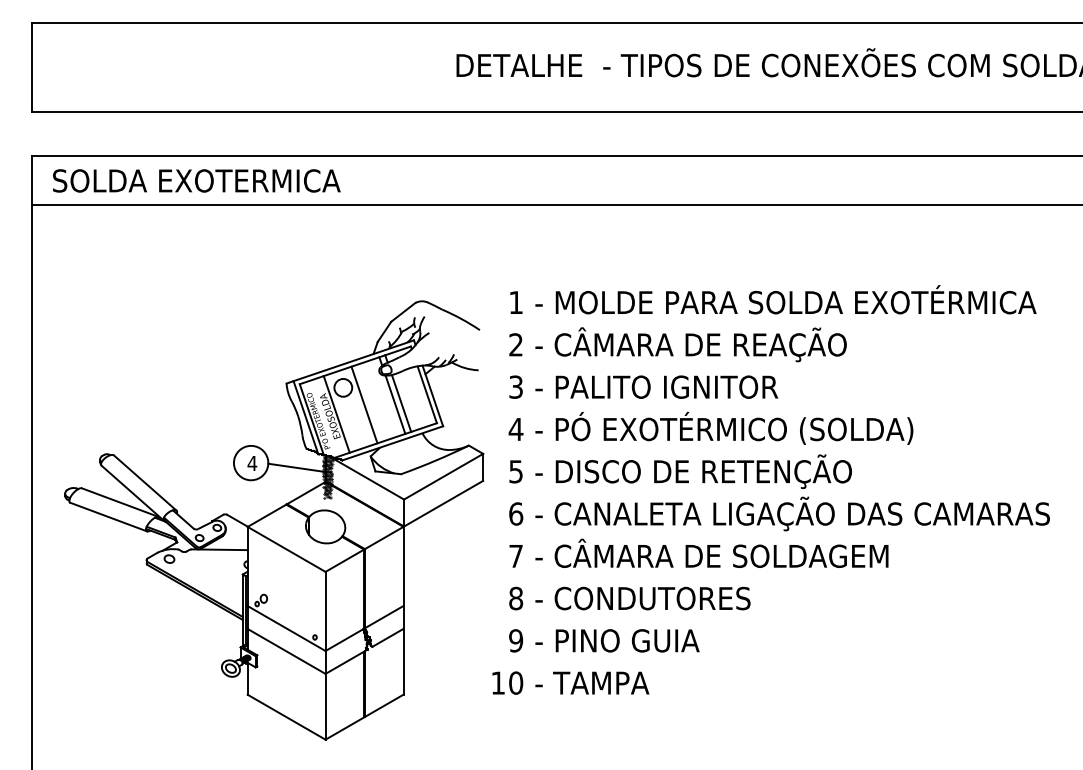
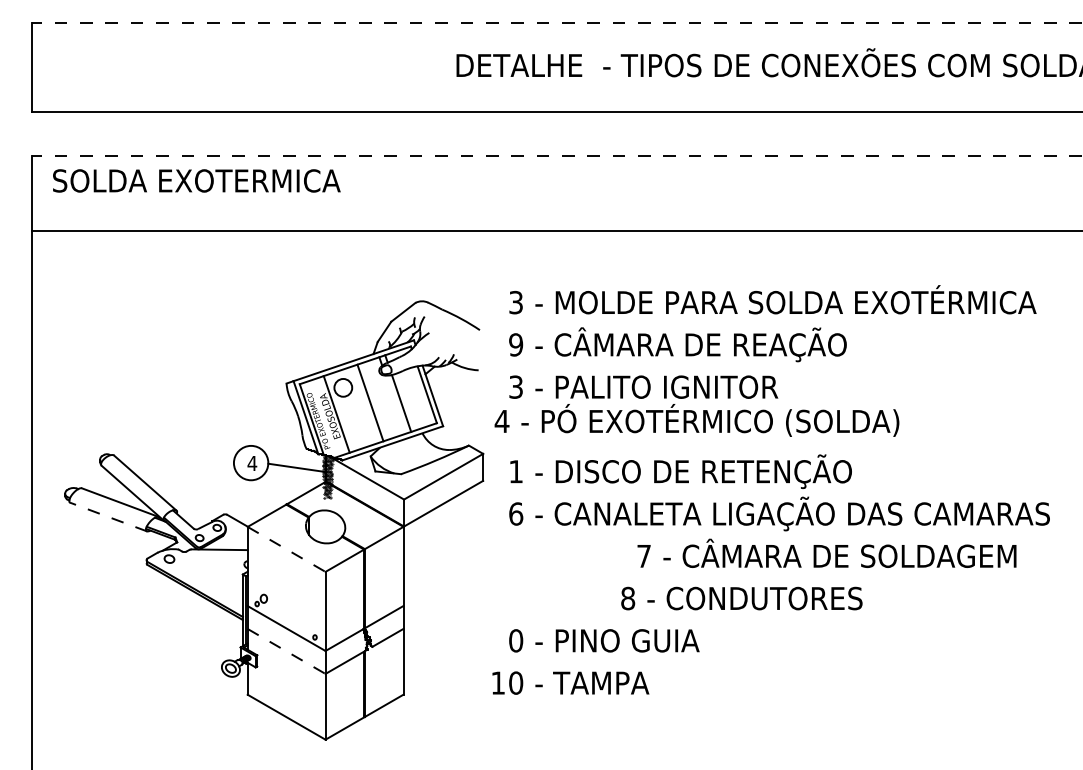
line: solid -> dashed (557, 23)
line: solid -> dashed (557, 156)
line position: (555, 205) -> (555, 231) (555, 231)
text: 1 -> 3 (515, 302)
text: 2 -> 9 (516, 344)
line position: (364, 404) -> (370, 402) (370, 402)
line: present -> none (395, 404)
text position: (710, 428) -> (696, 420) (696, 420)
text: 5 -> 1 (515, 471)
line: solid -> dashed (108, 516)
line: solid -> dashed (286, 549)
text position: (698, 552) -> (826, 552) (826, 552)
text position: (629, 598) -> (741, 598) (741, 598)
text: 9 -> 0 (516, 640)
line: solid -> dashed (286, 651)
